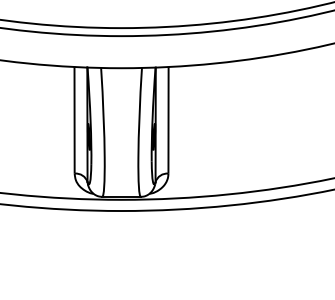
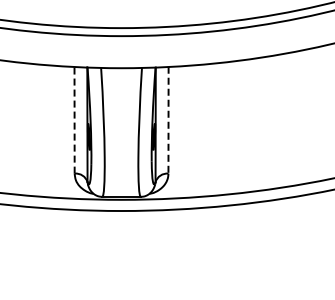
line: solid -> dashed (74, 119)
line: solid -> dashed (168, 120)
